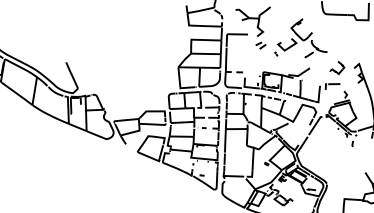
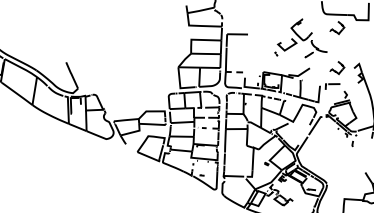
part: present -> none (252, 27)
part: none -> present (337, 28)
